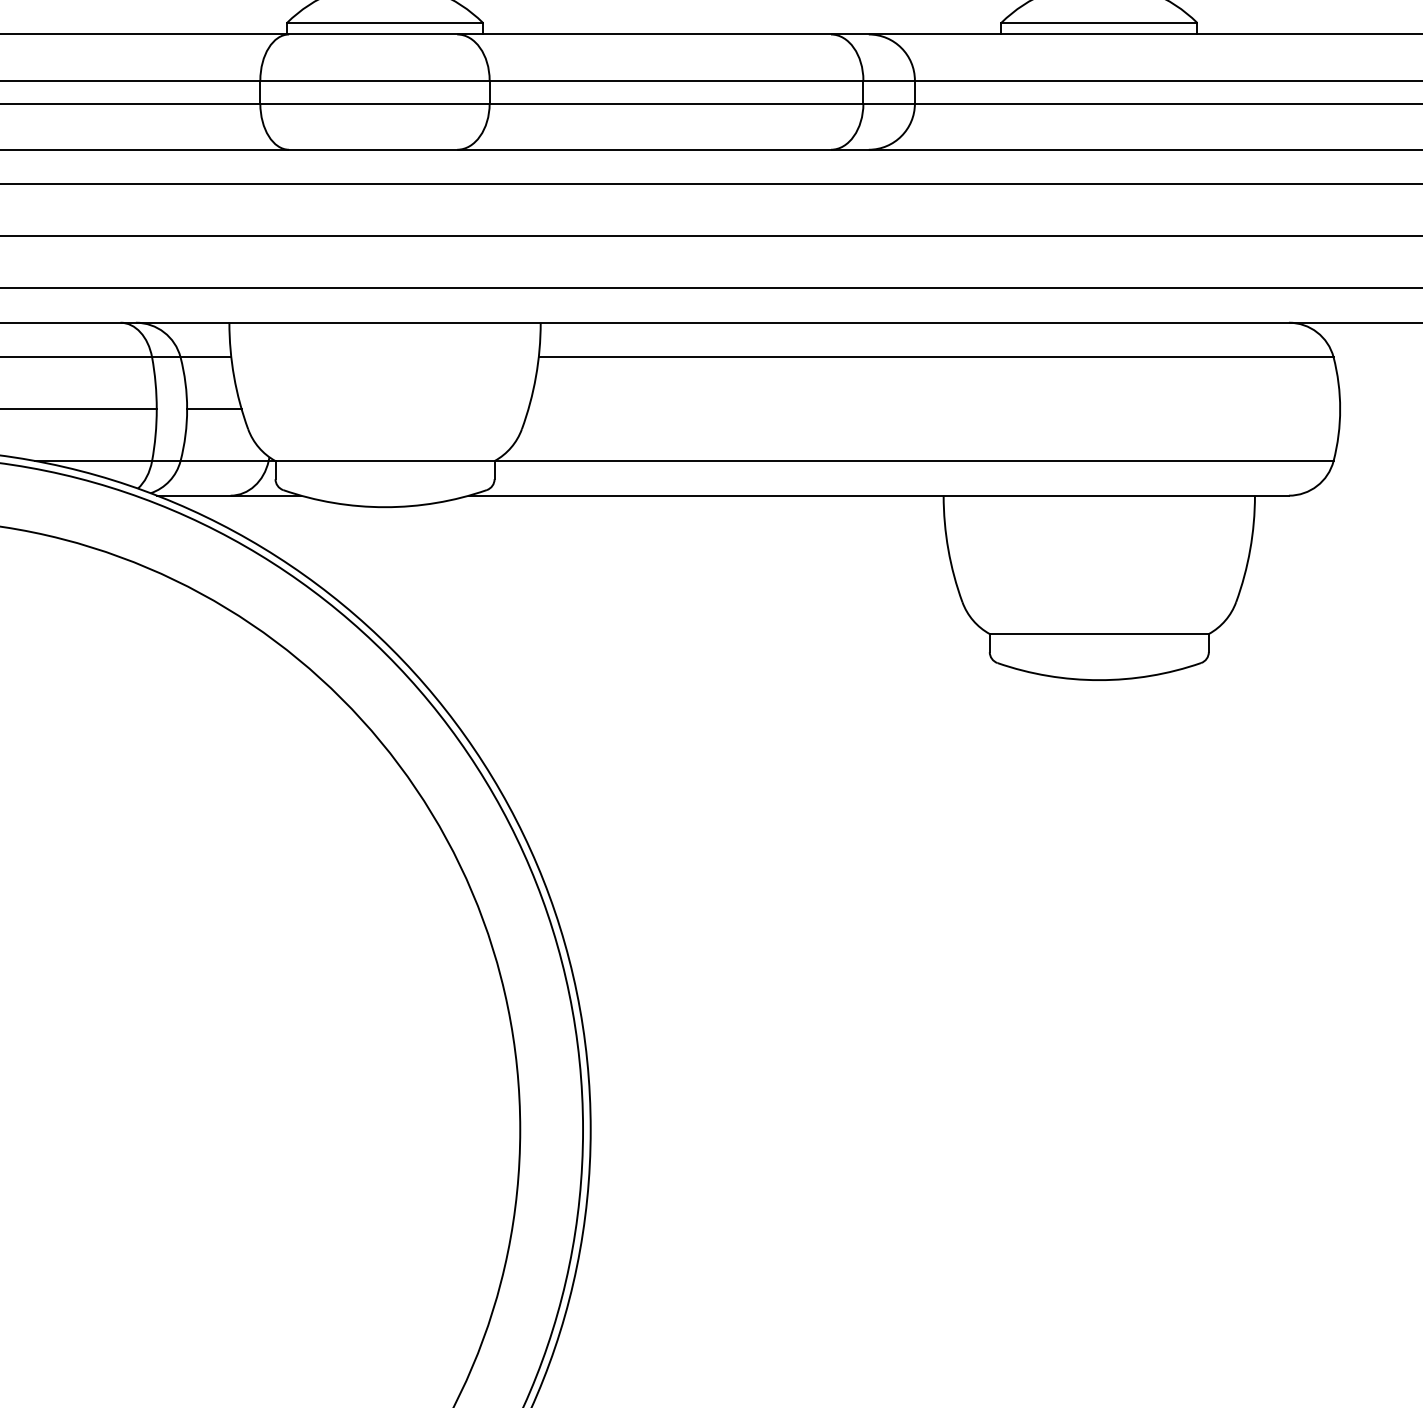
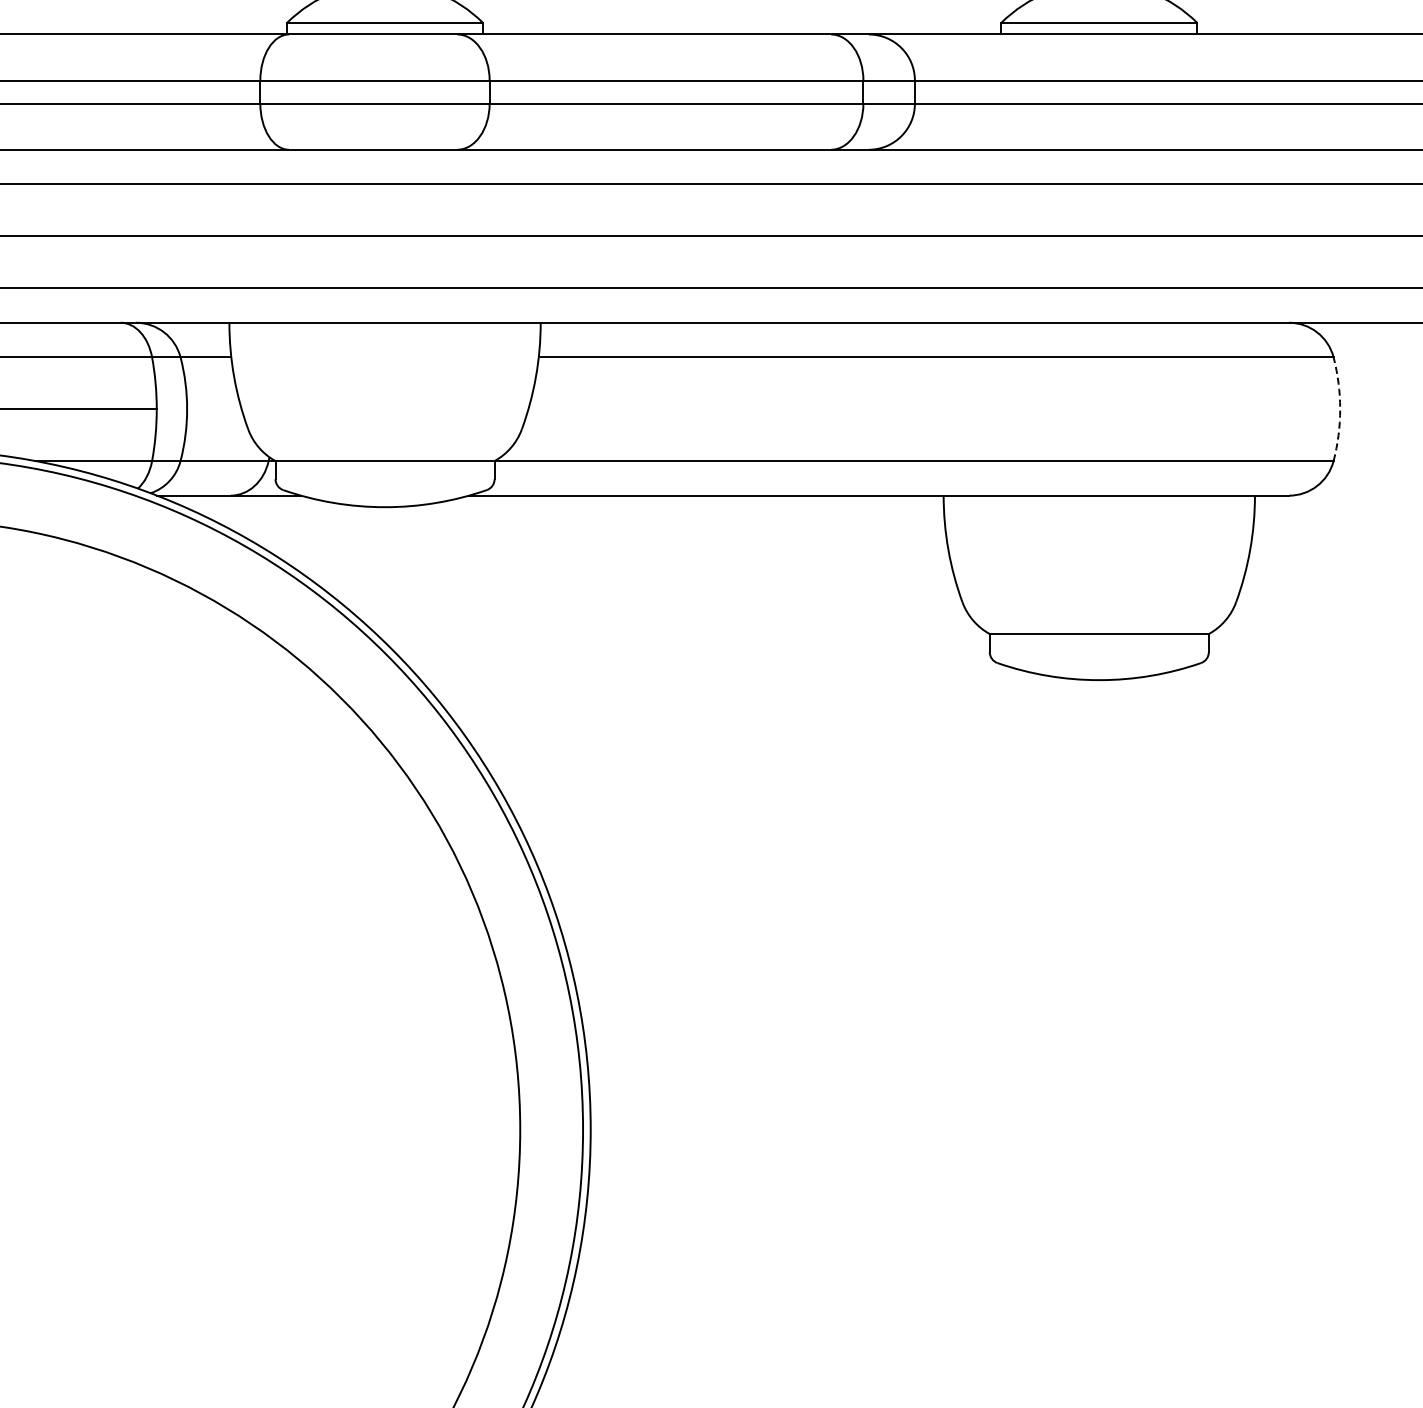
line: present -> none (214, 409)
arc: solid -> dashed (1340, 409)
